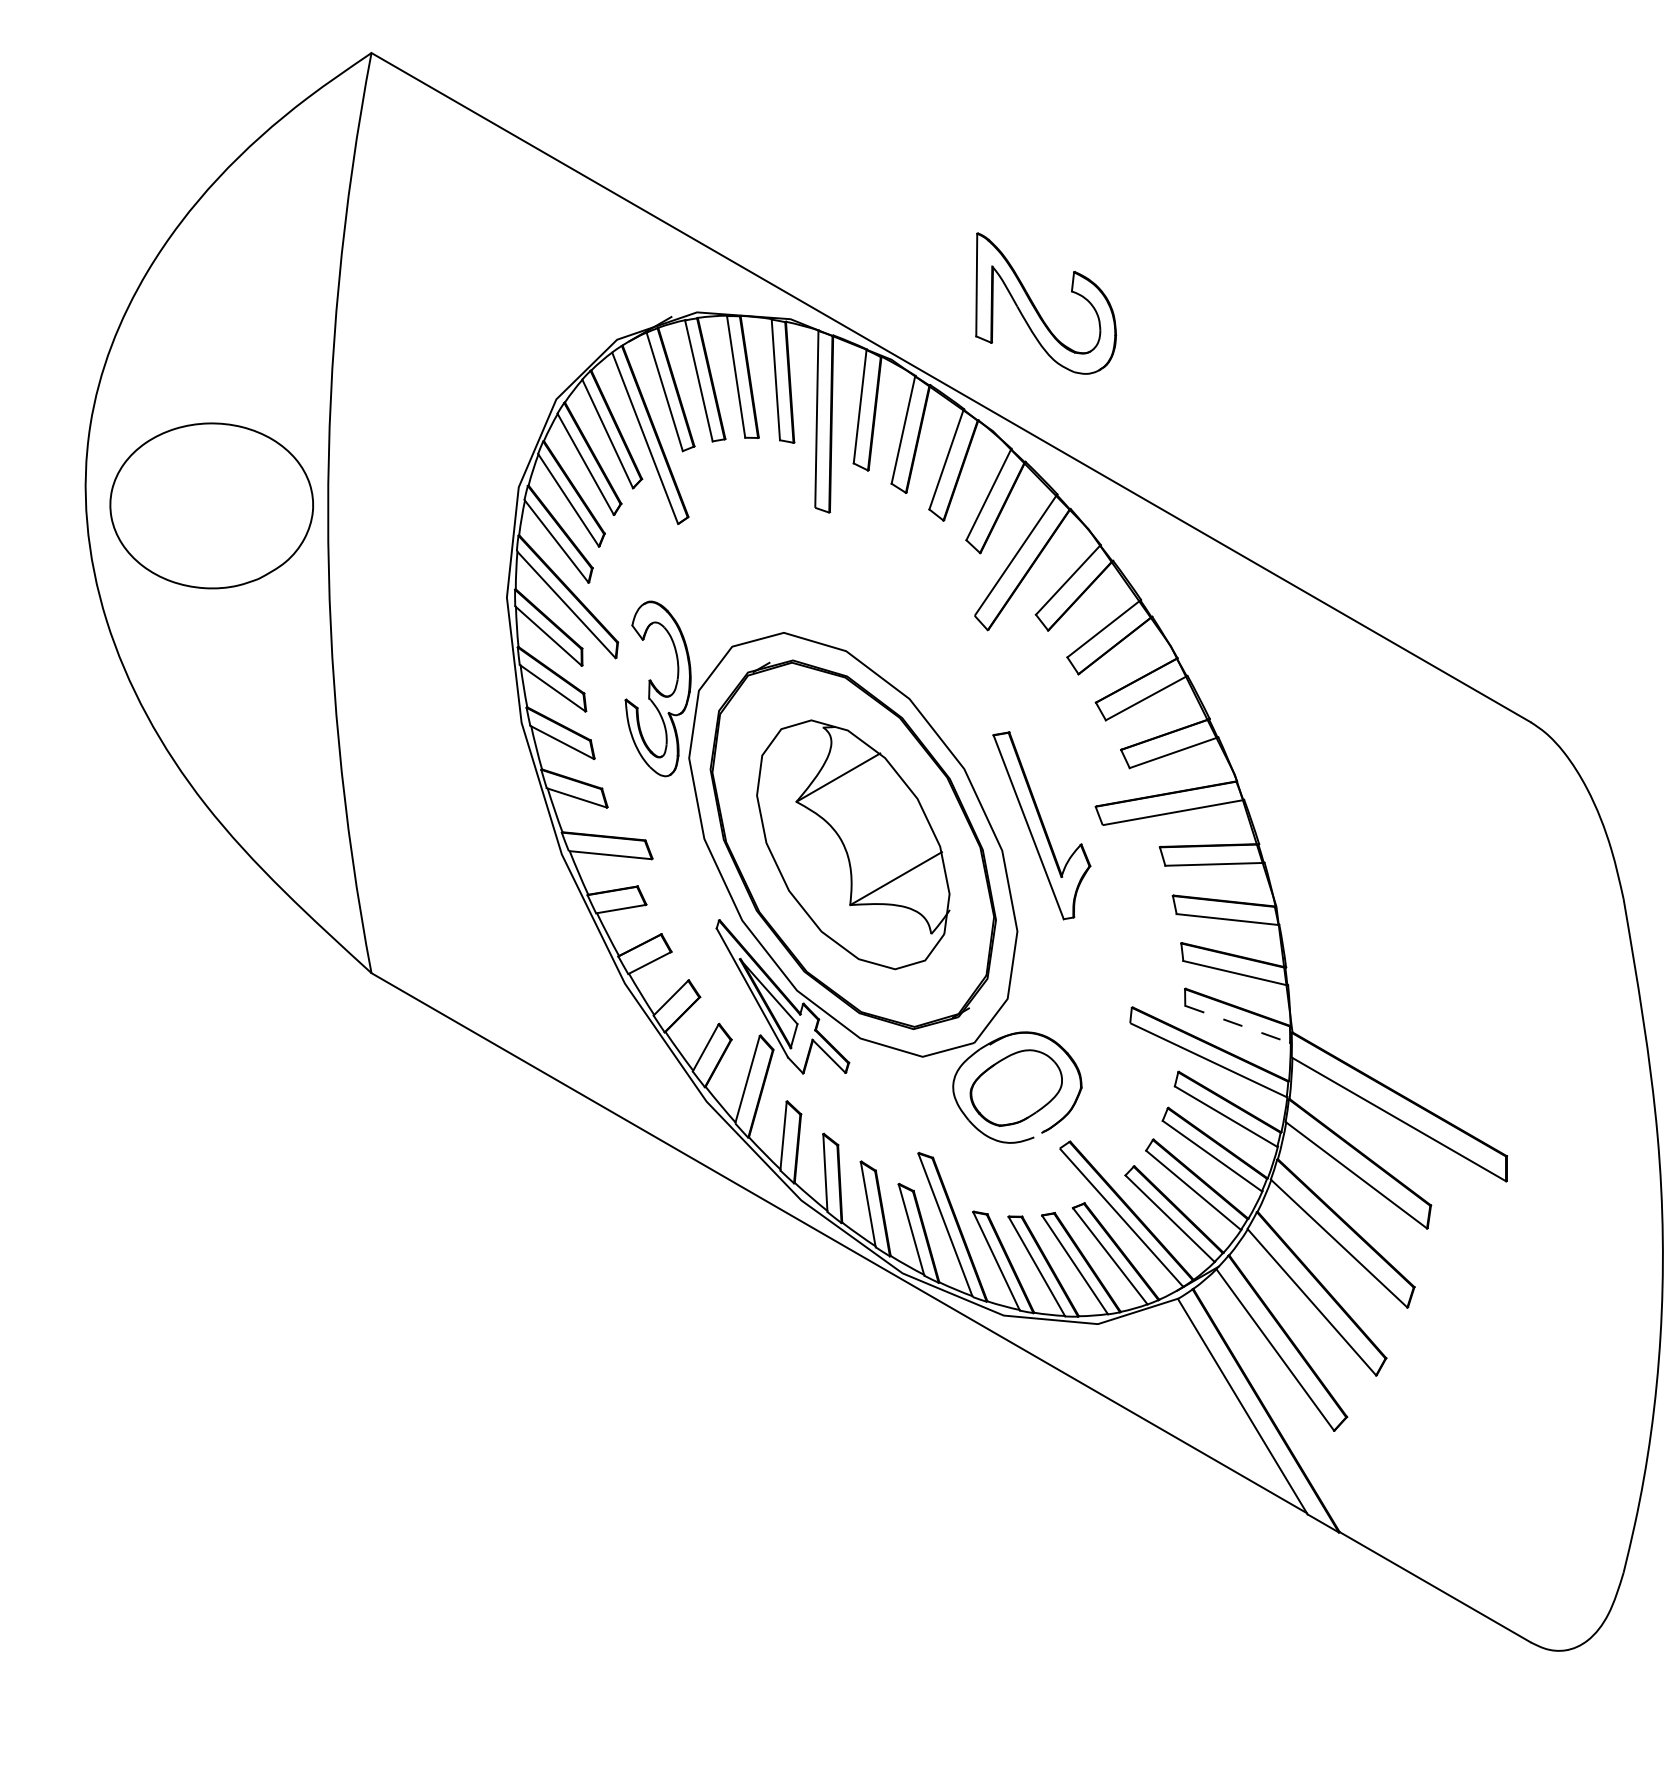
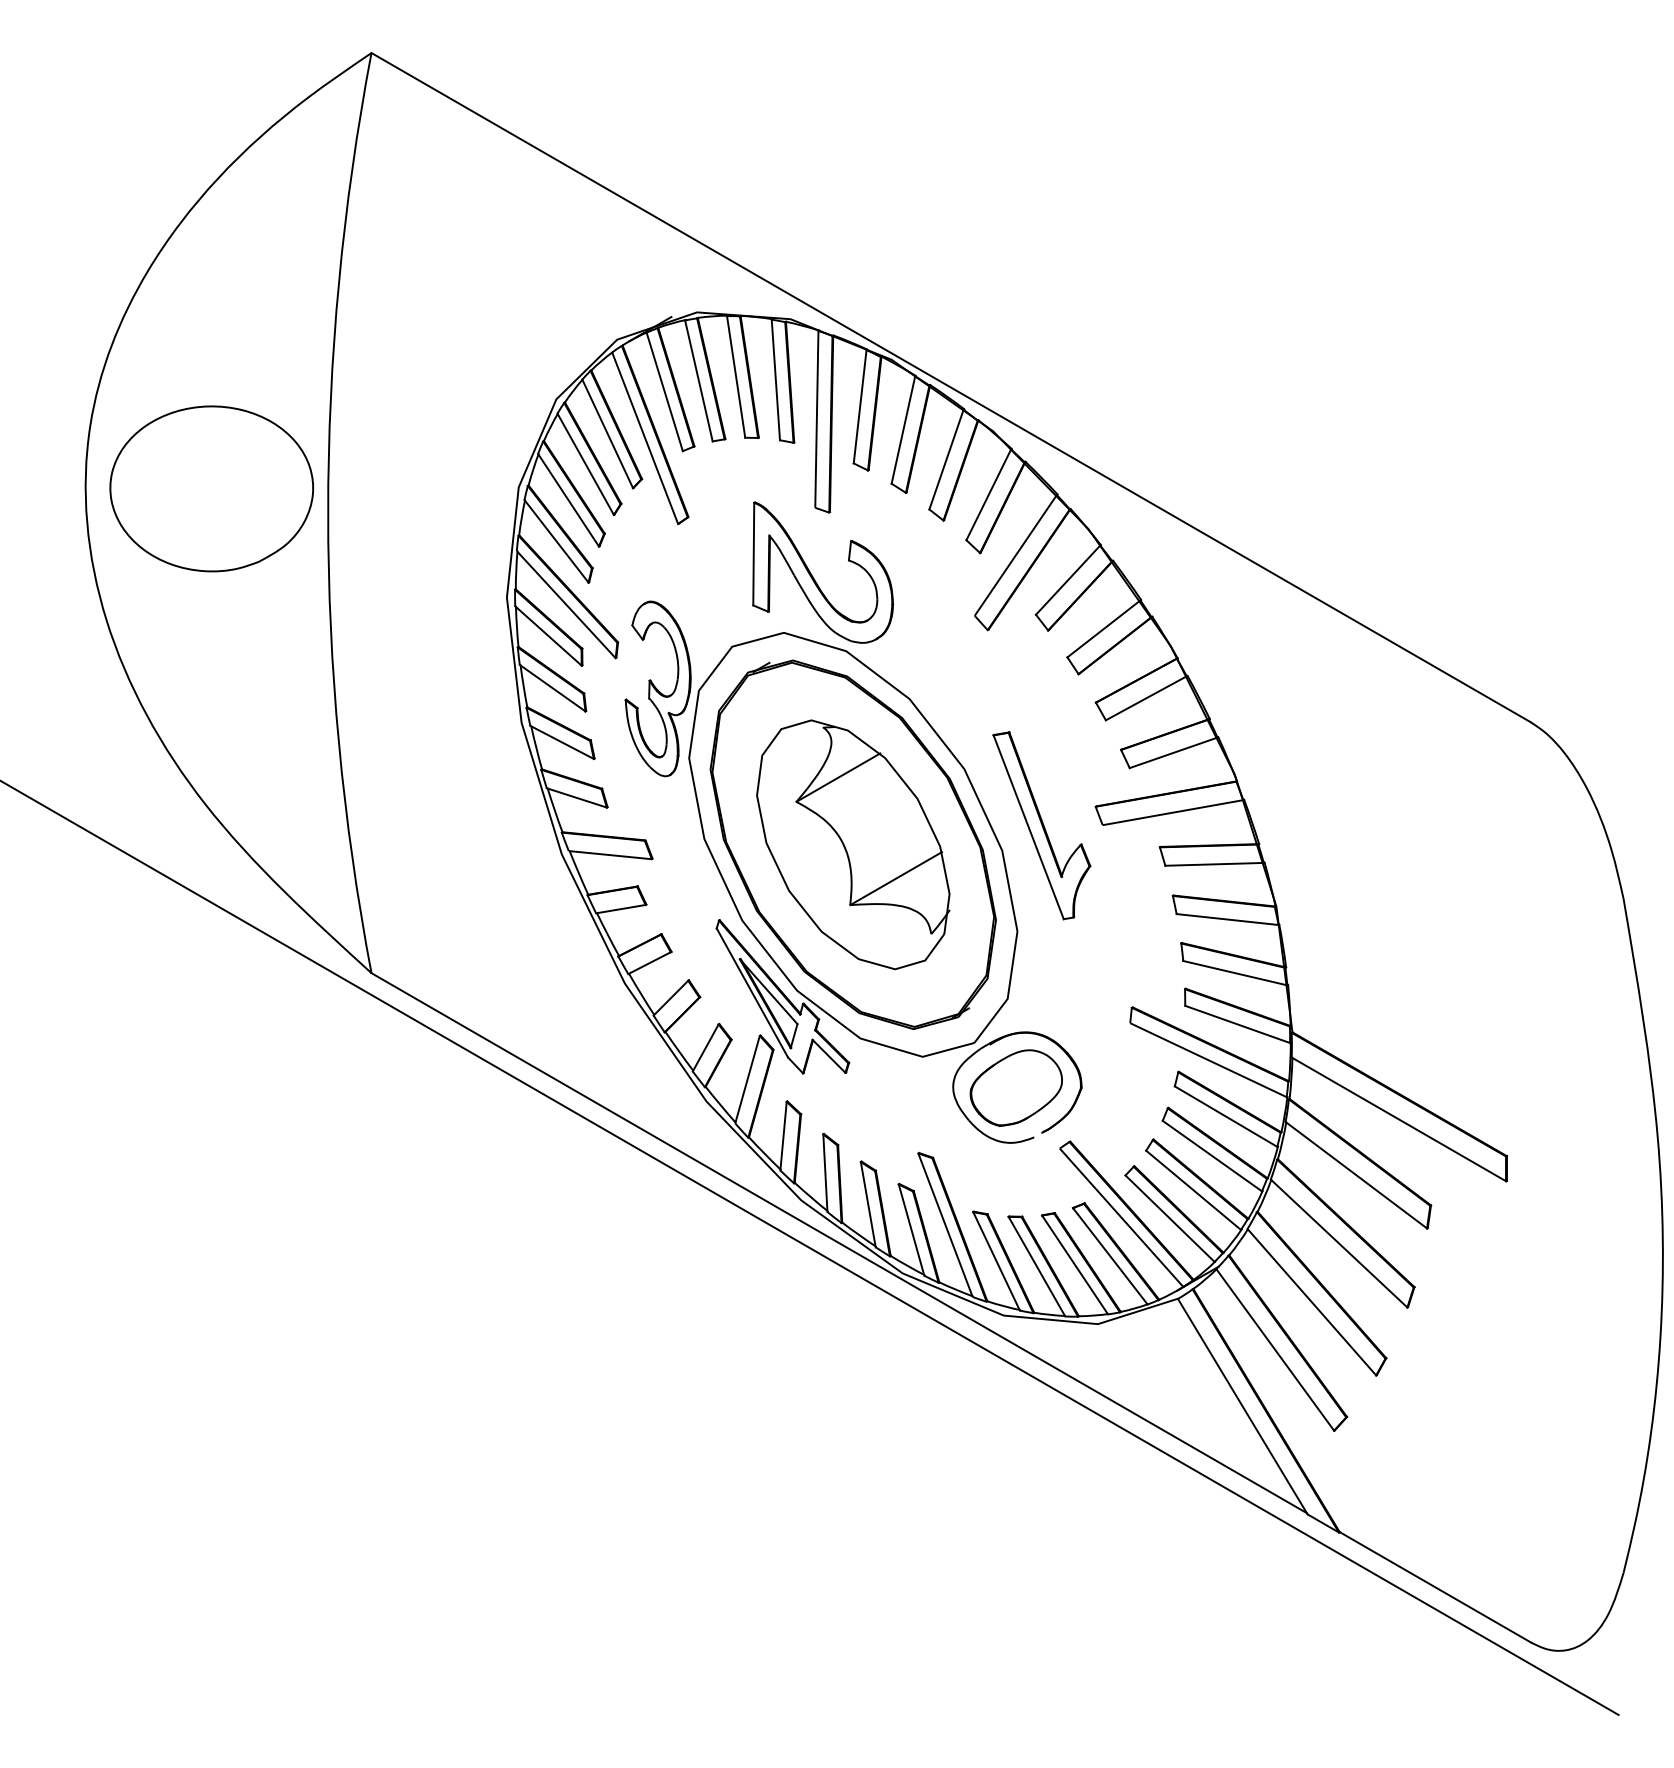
part position: (1036, 307) -> (813, 576) (813, 576)
part position: (211, 505) -> (211, 488) (211, 488)
line: dashed -> solid (1237, 1024)
line: none -> present (810, 1247)
